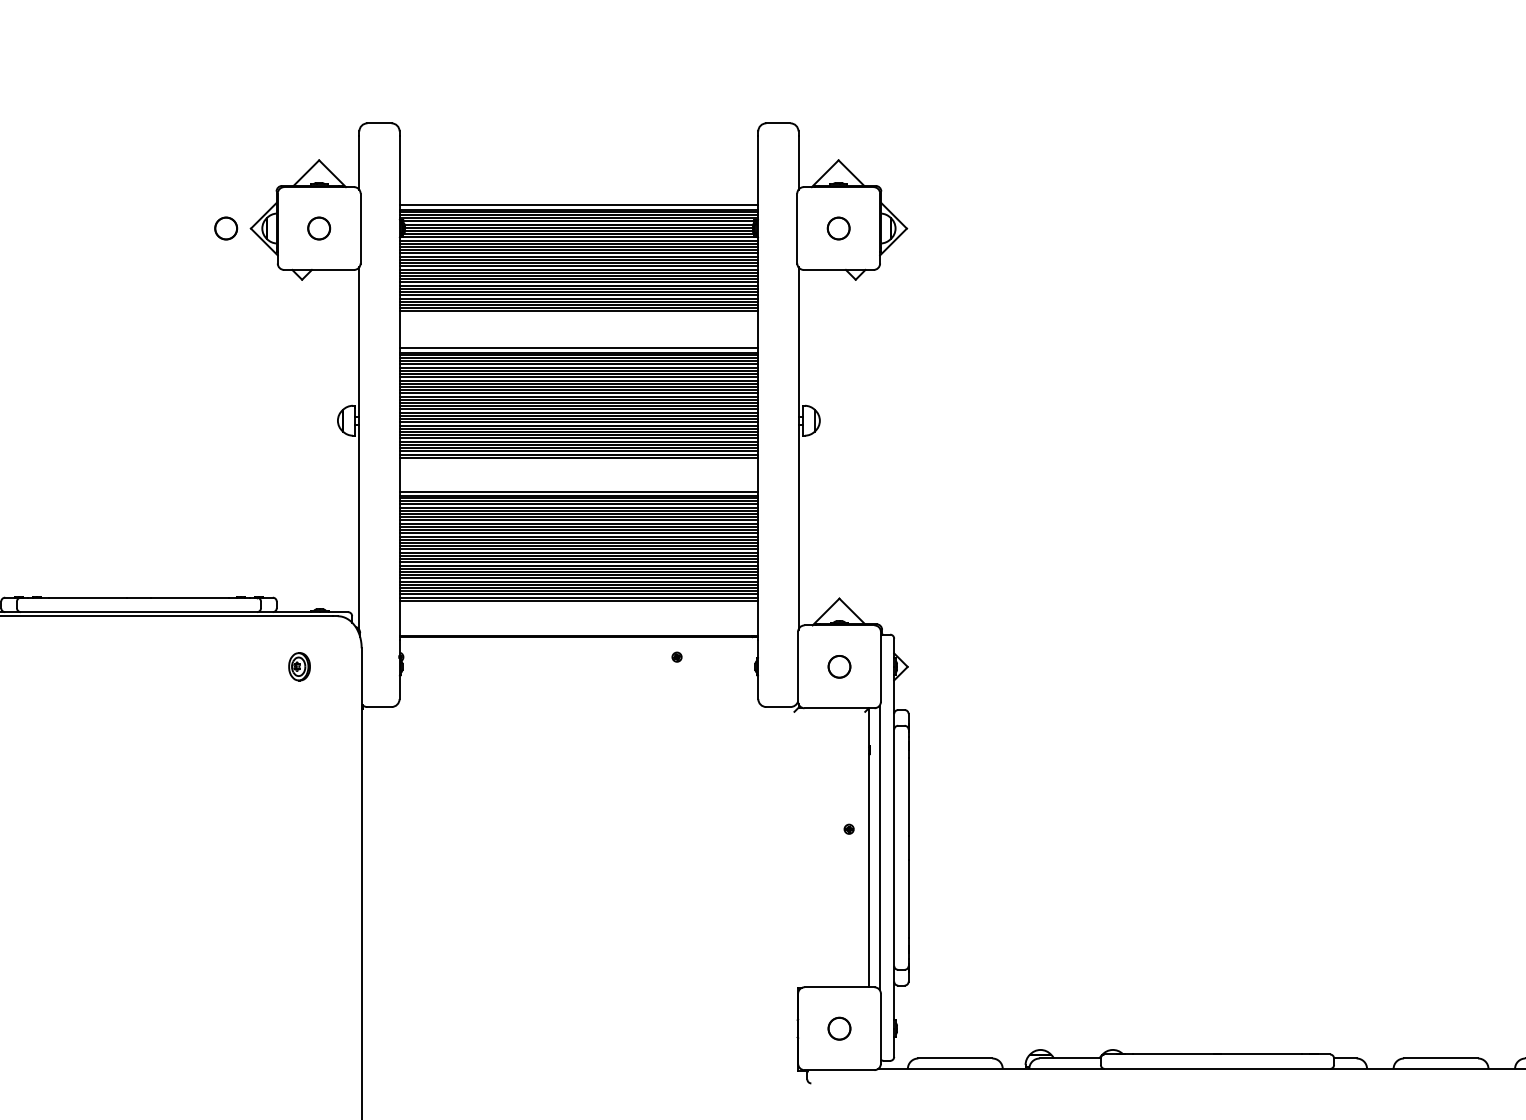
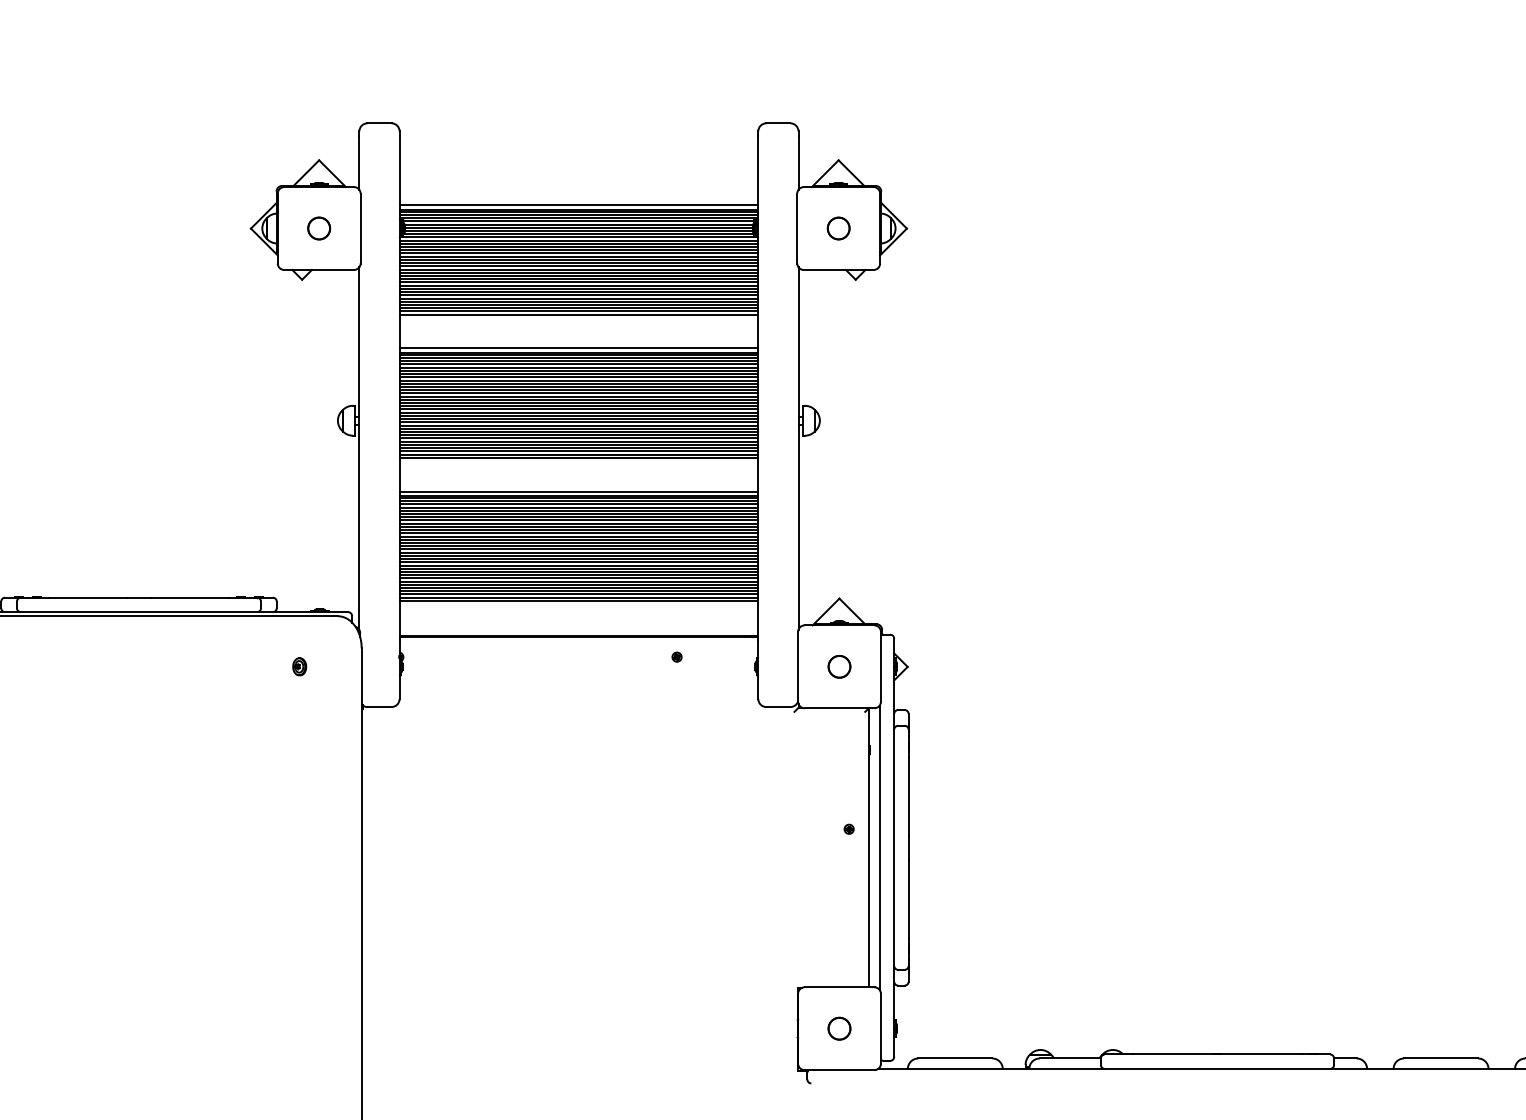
circle: present -> none (226, 228)
line: none -> present (578, 314)
part size: 23x30 px -> 16x20 px (299, 666)
